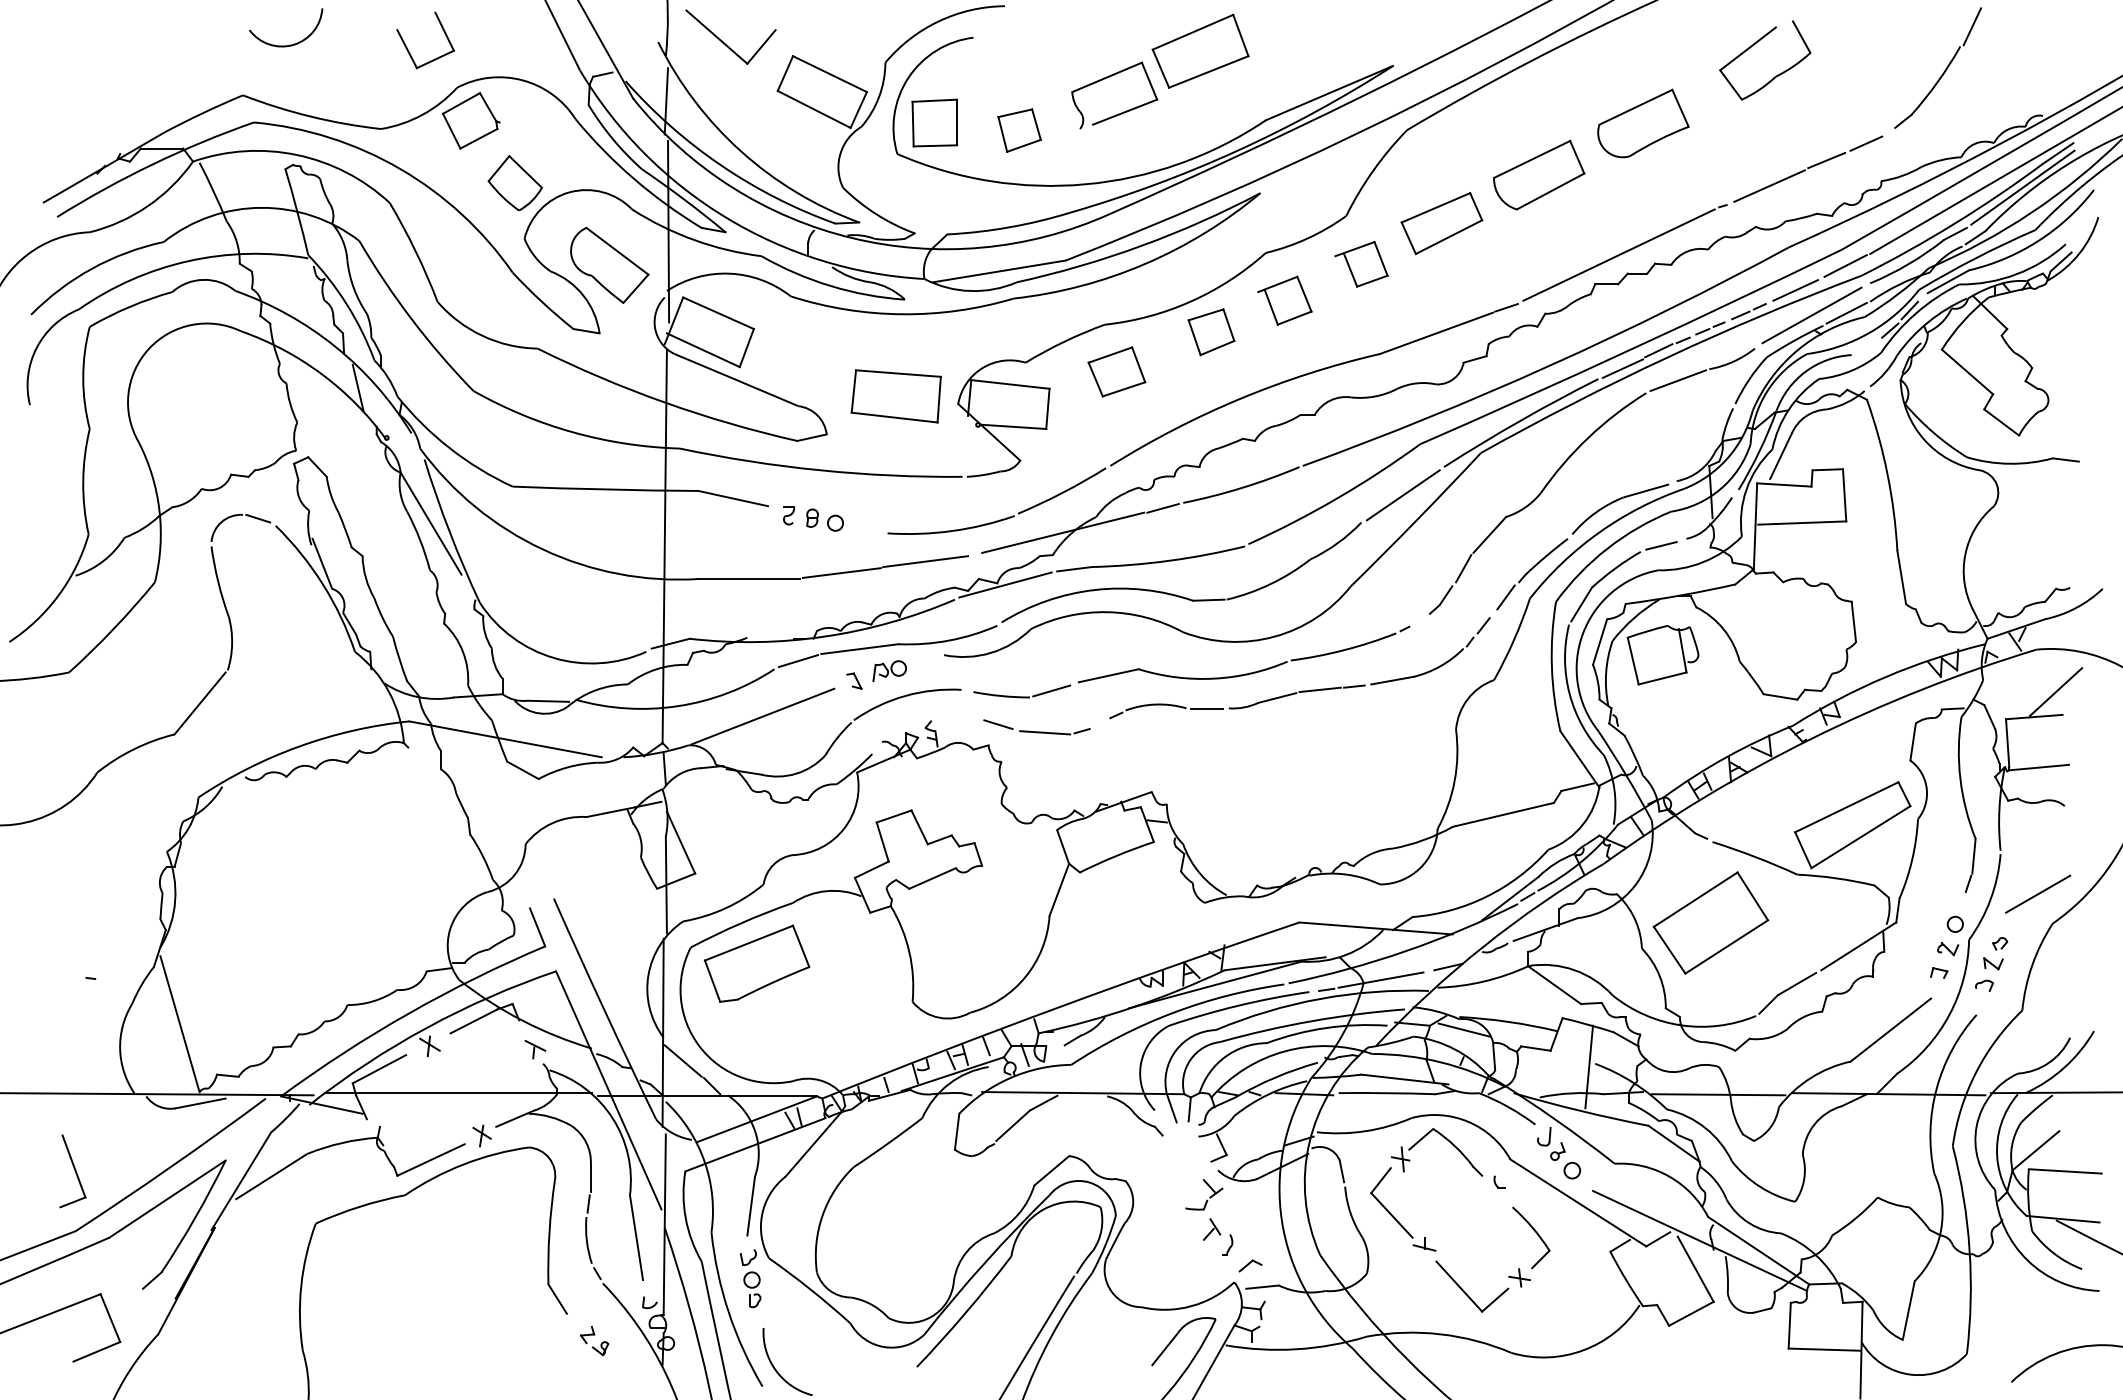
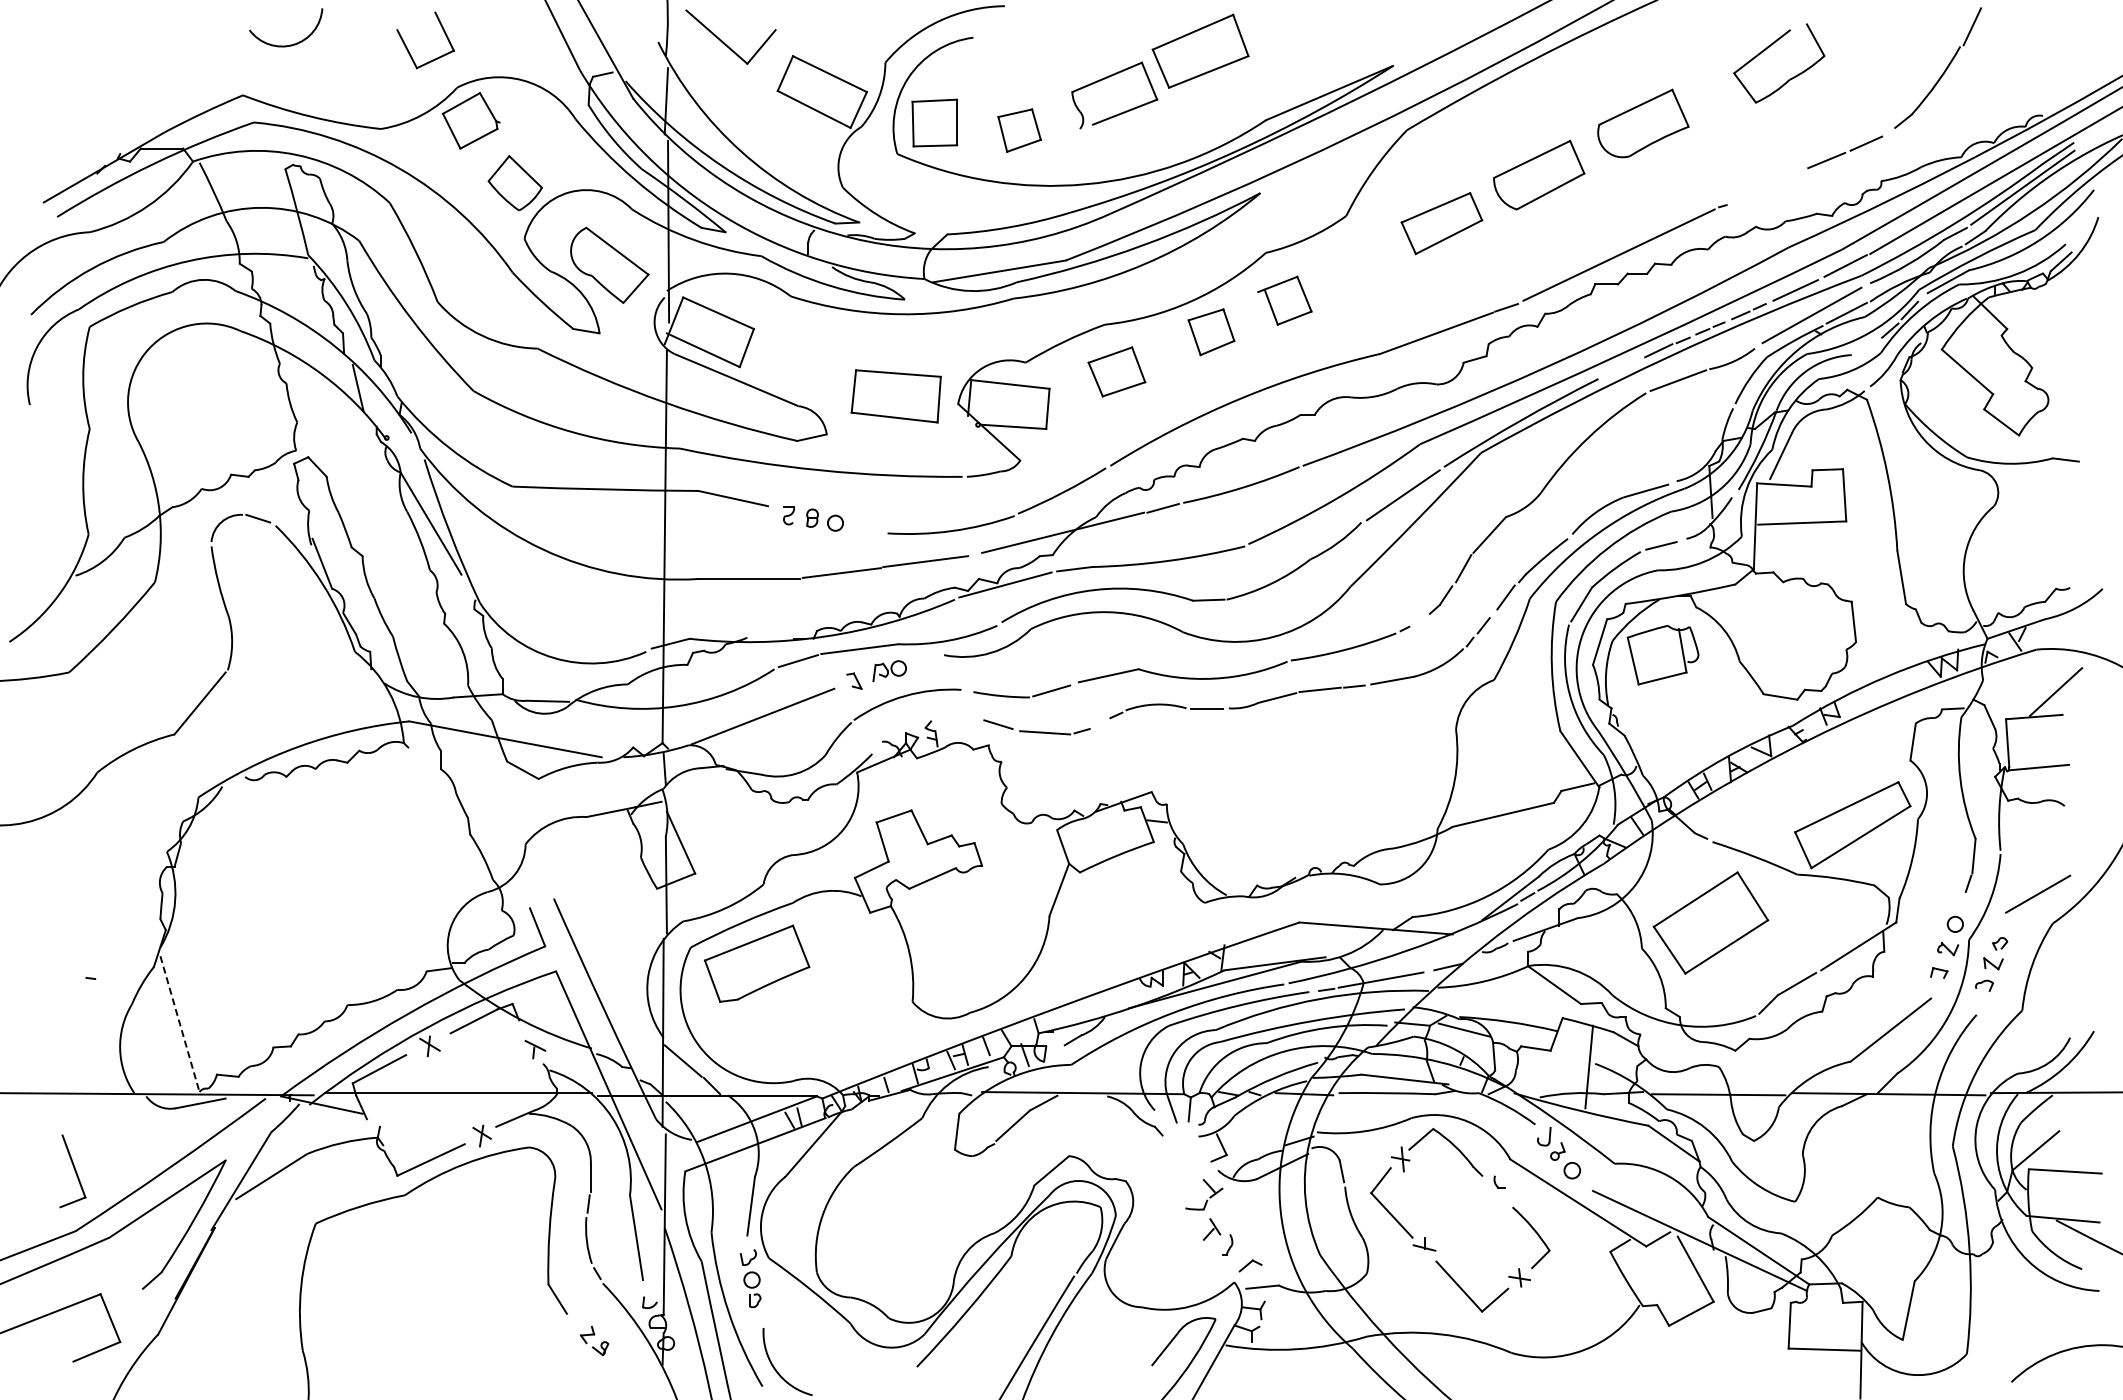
part position: (1775, 75) -> (1789, 78) (1789, 78)
line: present -> none (1769, 185)
part: present -> none (1361, 264)
line: present -> none (1622, 368)
line: solid -> dashed (179, 1024)
